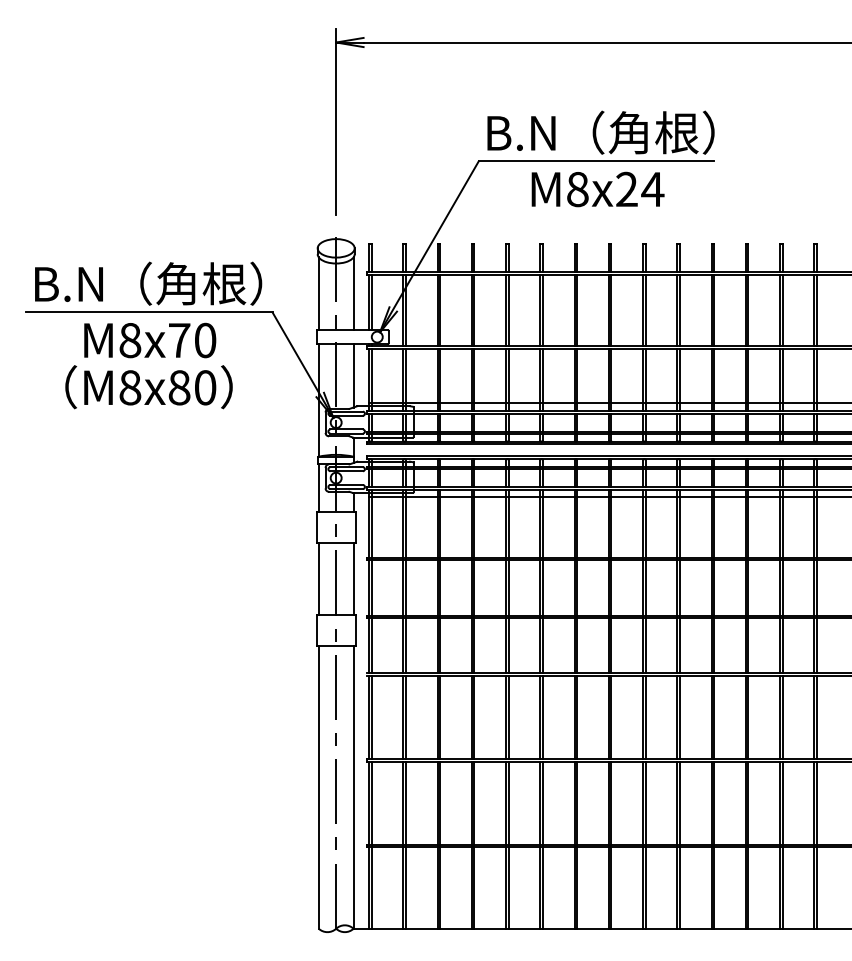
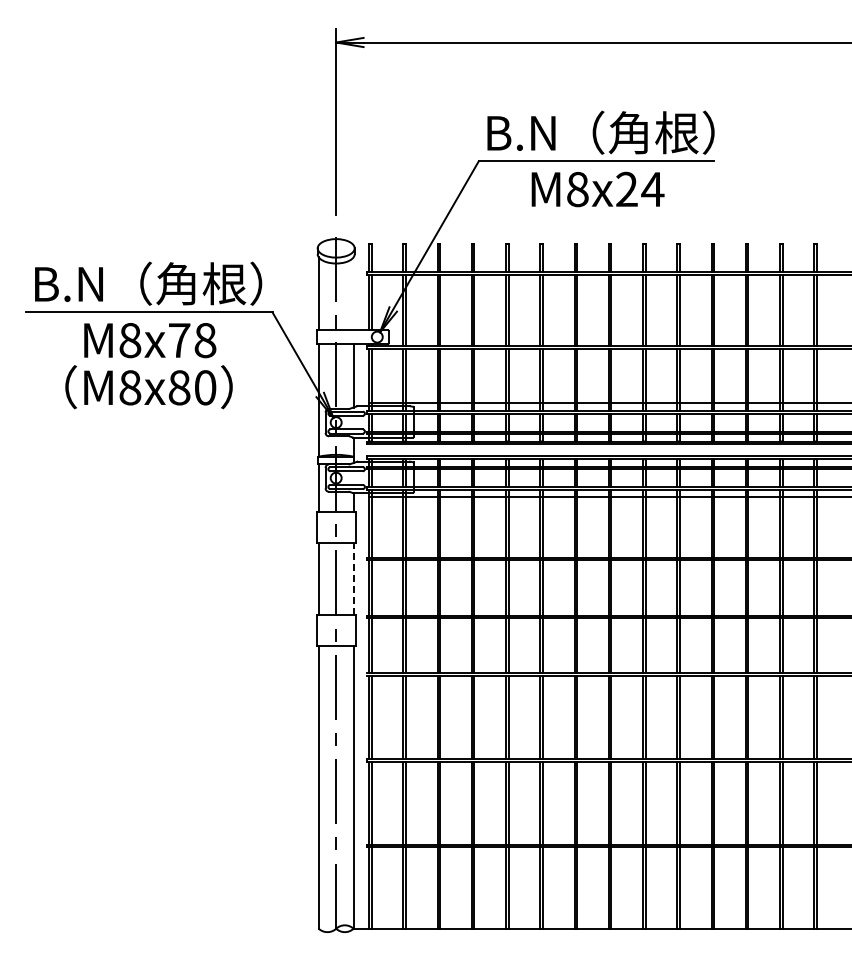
line: present -> none (353, 293)
text: M8x70 -> M8x78 (205, 340)
line: solid -> dashed (353, 578)
